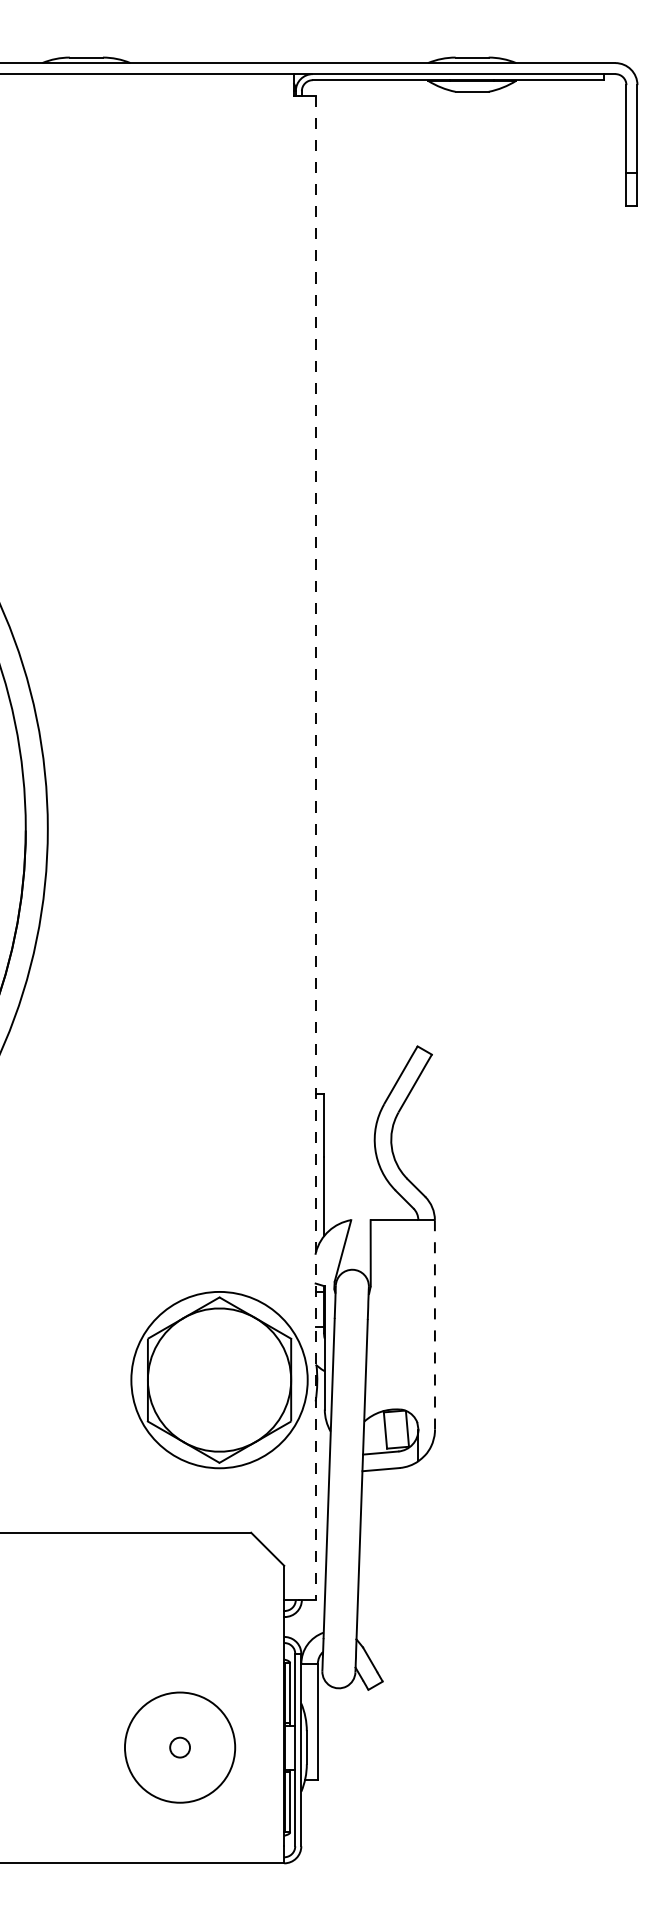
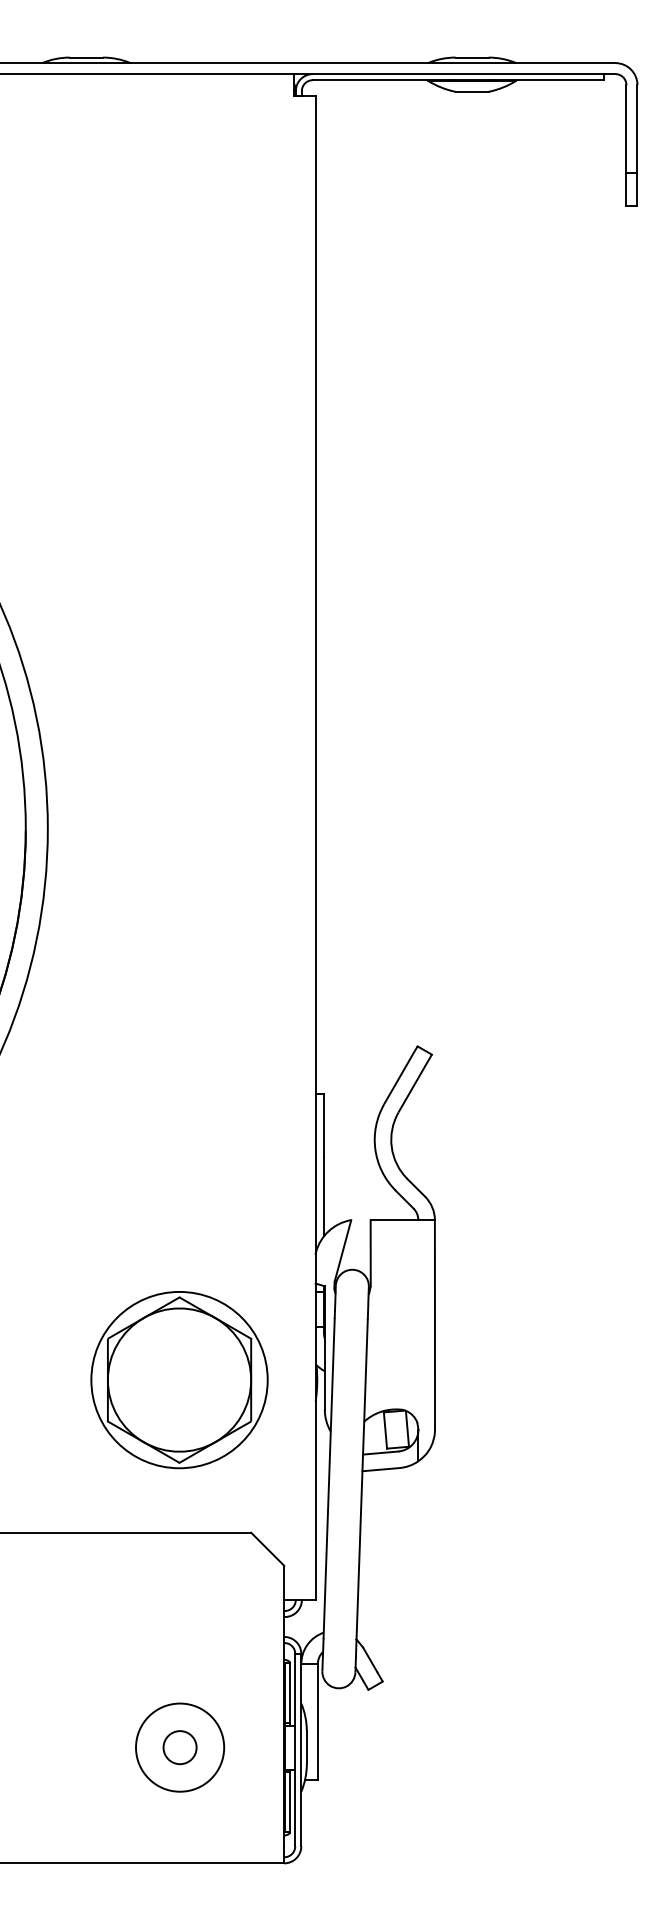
line: dashed -> solid (315, 848)
line: dashed -> solid (434, 1324)
part position: (219, 1380) -> (179, 1380) (179, 1380)
circle diameter: 110 px -> 88 px (180, 1747)
circle diameter: 20 px -> 33 px (179, 1747)
